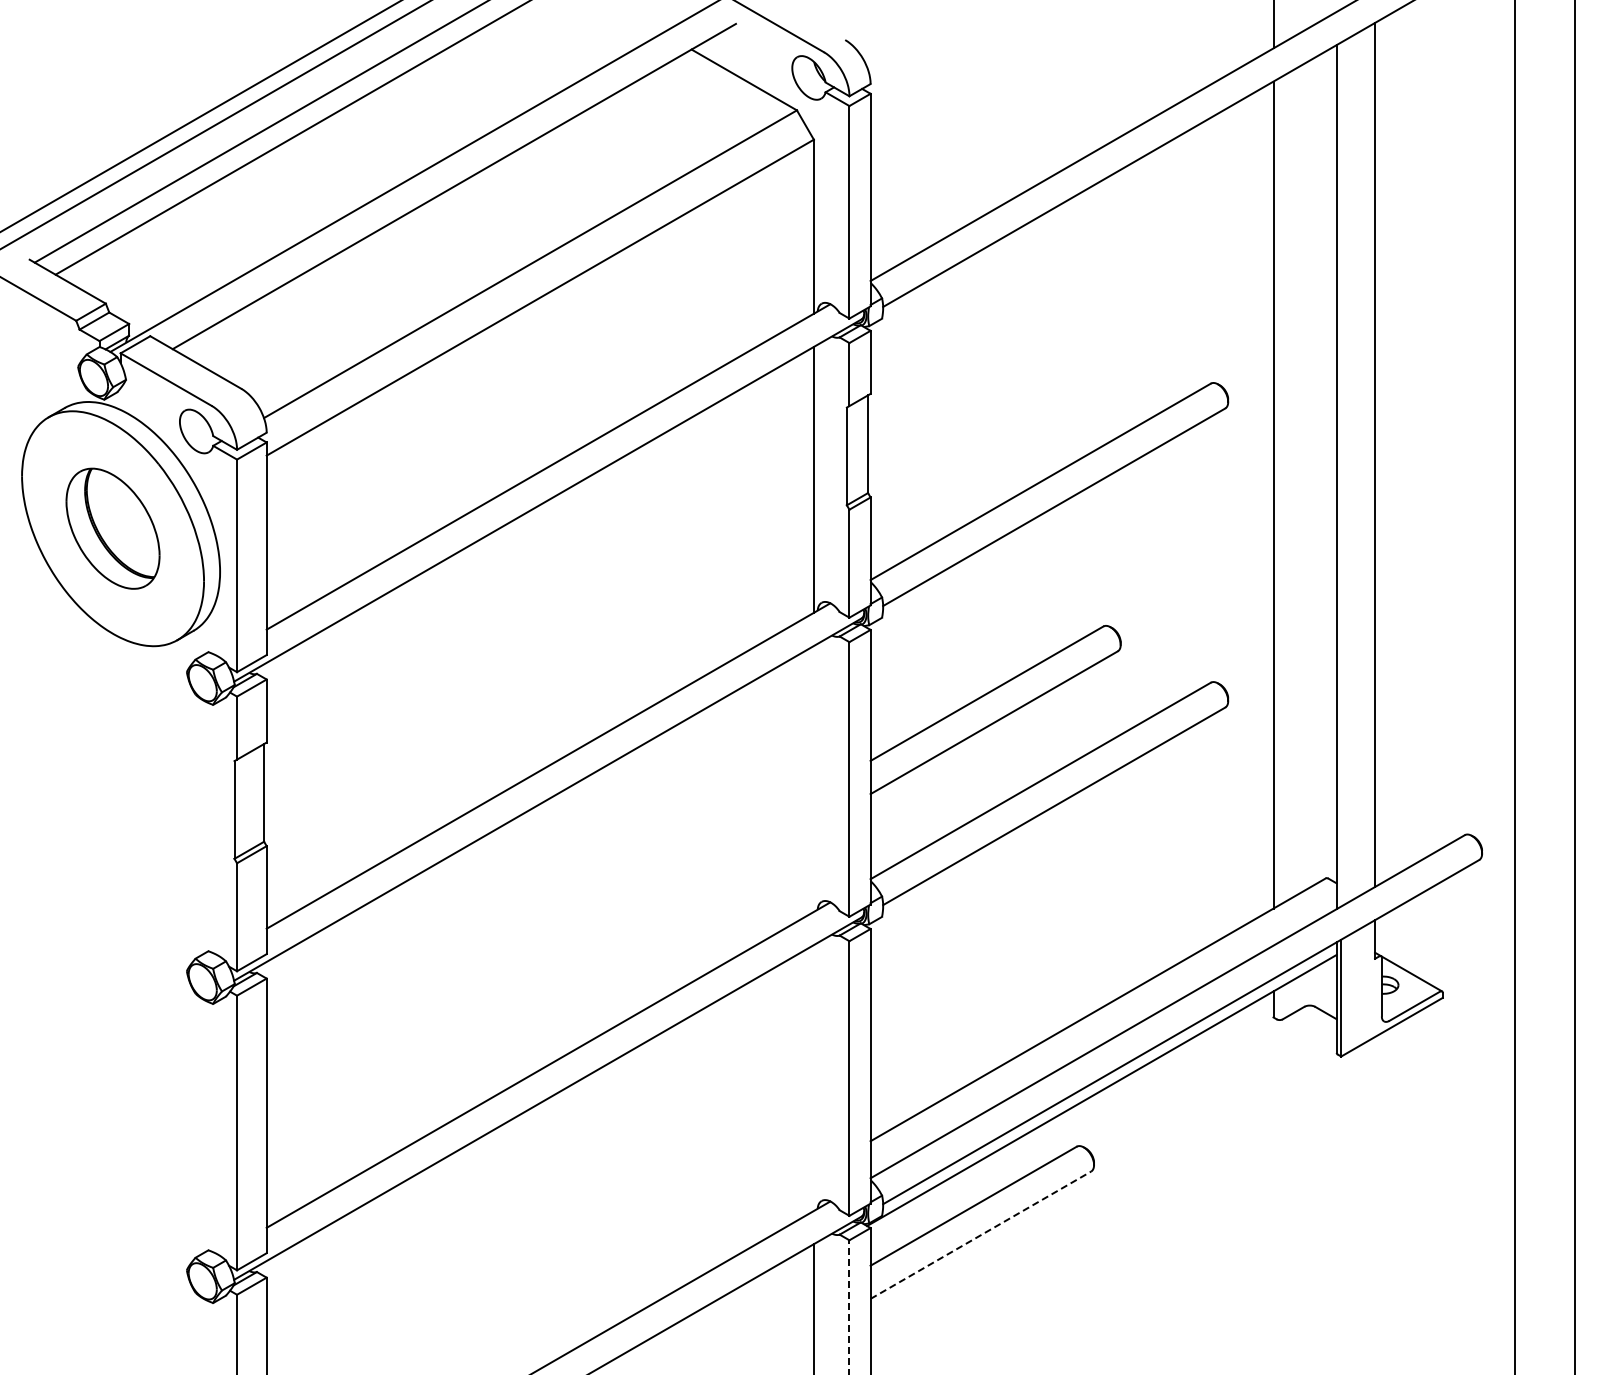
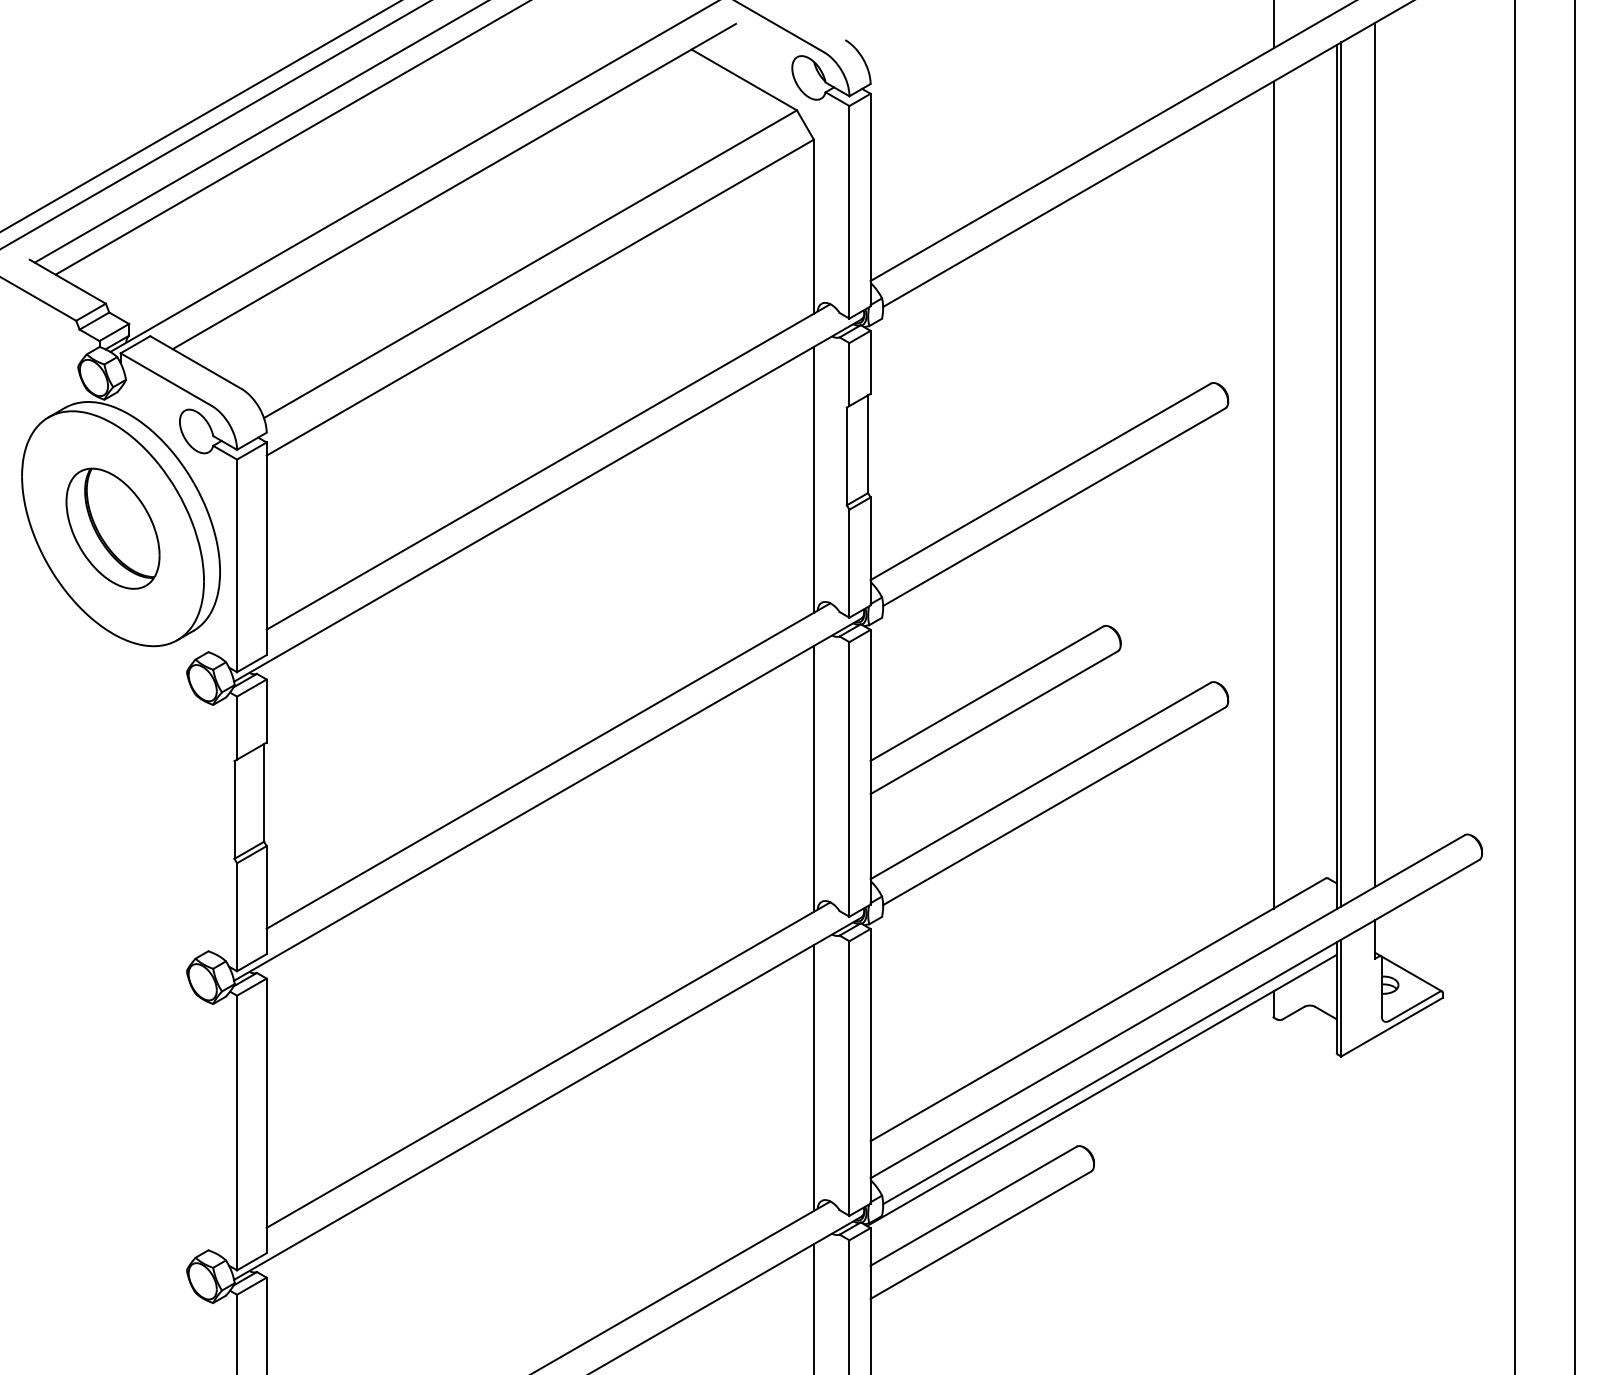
line: none -> present (1341, 474)
line: none -> present (813, 778)
line: none -> present (813, 1078)
line: dashed -> solid (981, 1235)
line: dashed -> solid (849, 1307)
